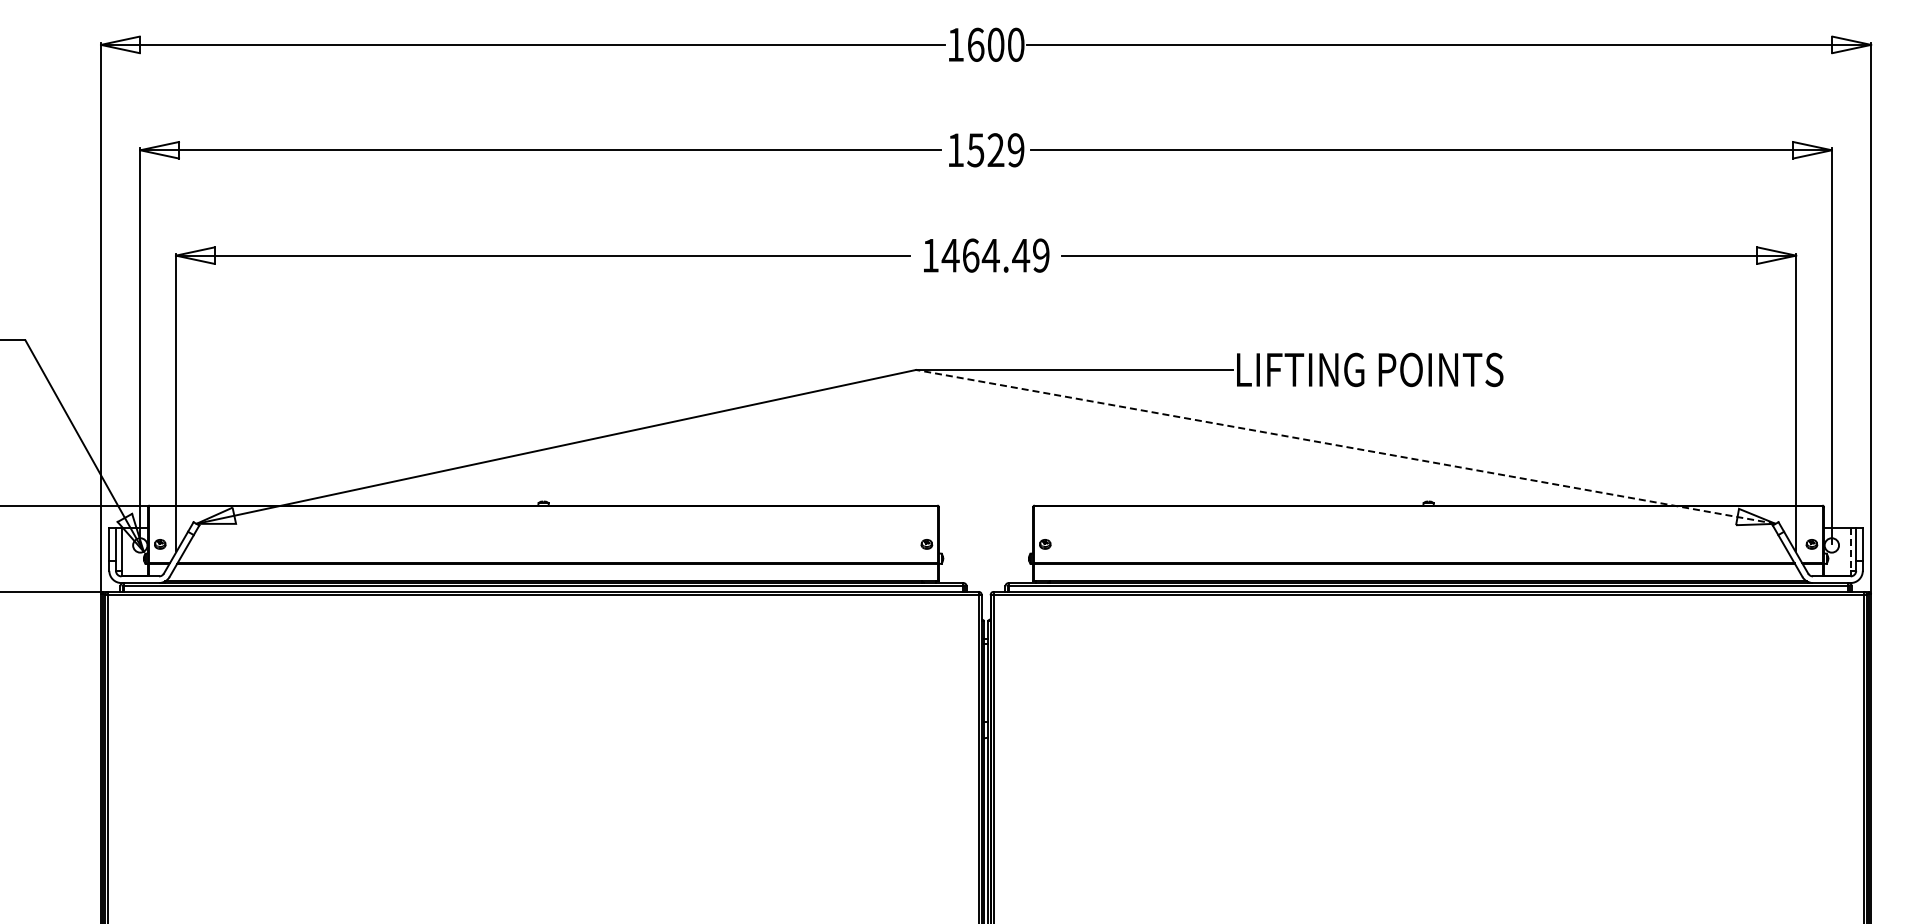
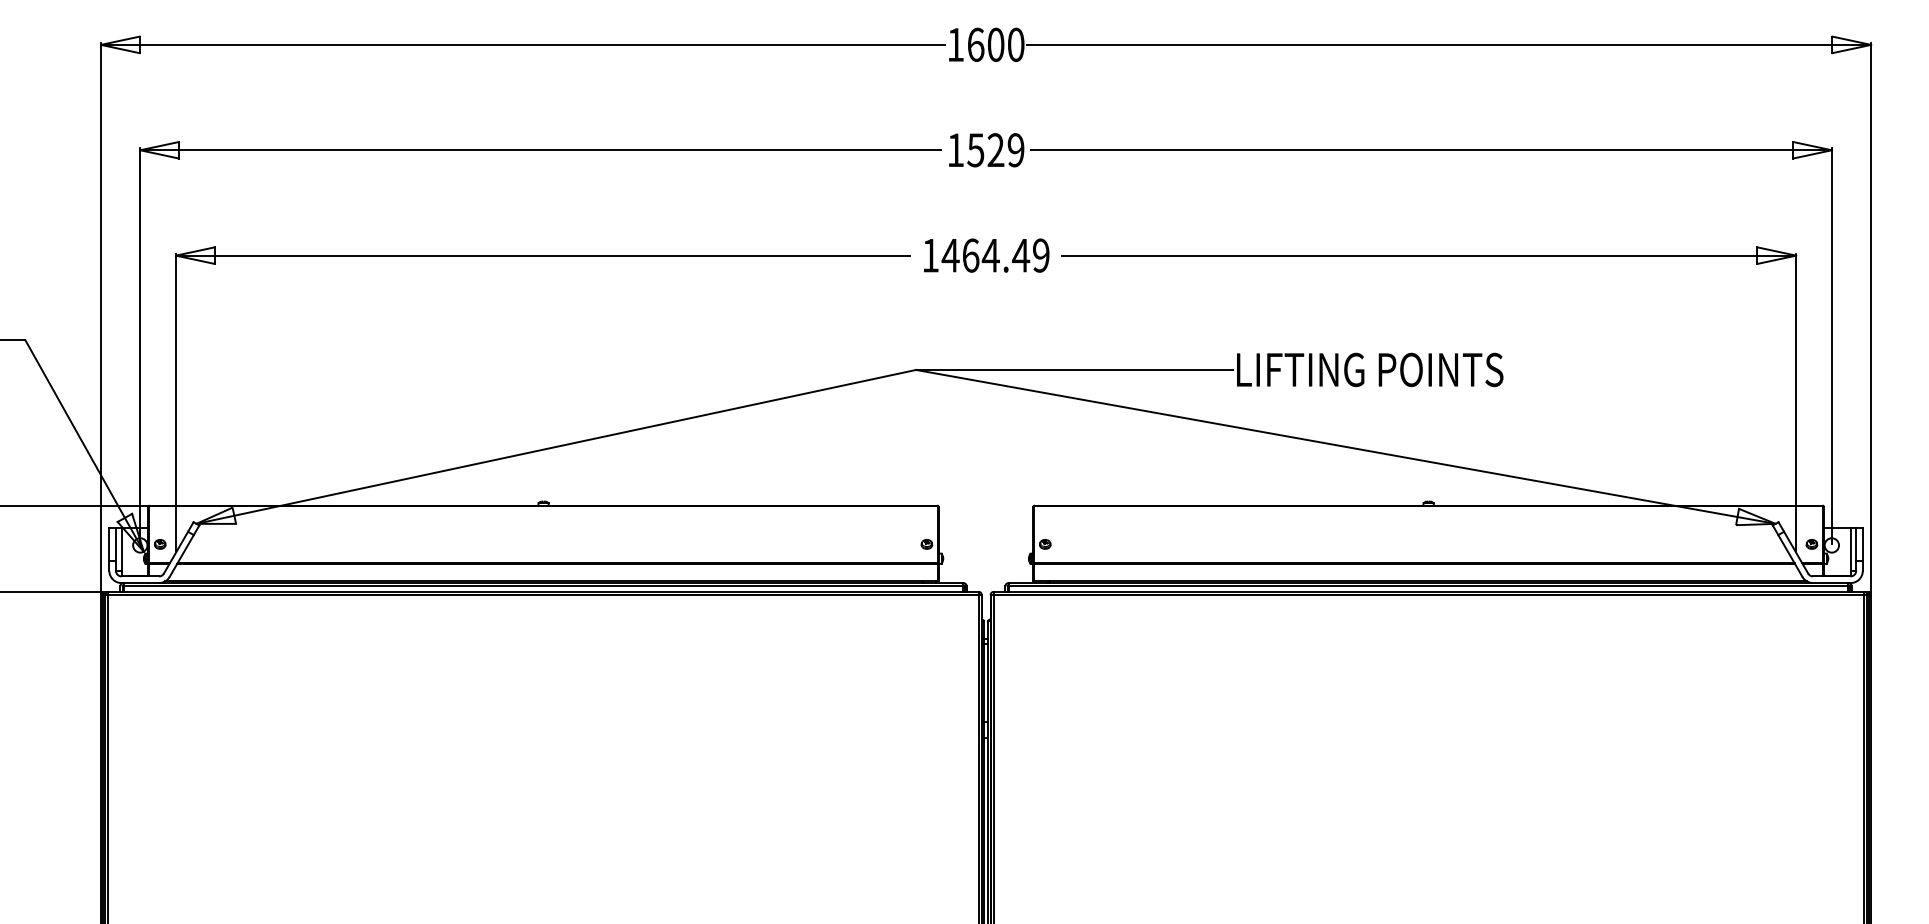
line: dashed -> solid (1345, 446)
line: dashed -> solid (1850, 549)
